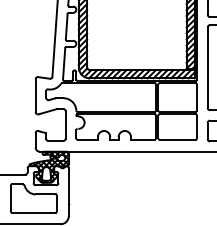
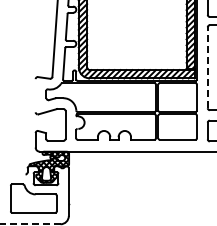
line: solid -> dashed (207, 67)
line: present -> none (35, 95)
line: present -> none (13, 174)
line: solid -> dashed (30, 224)
